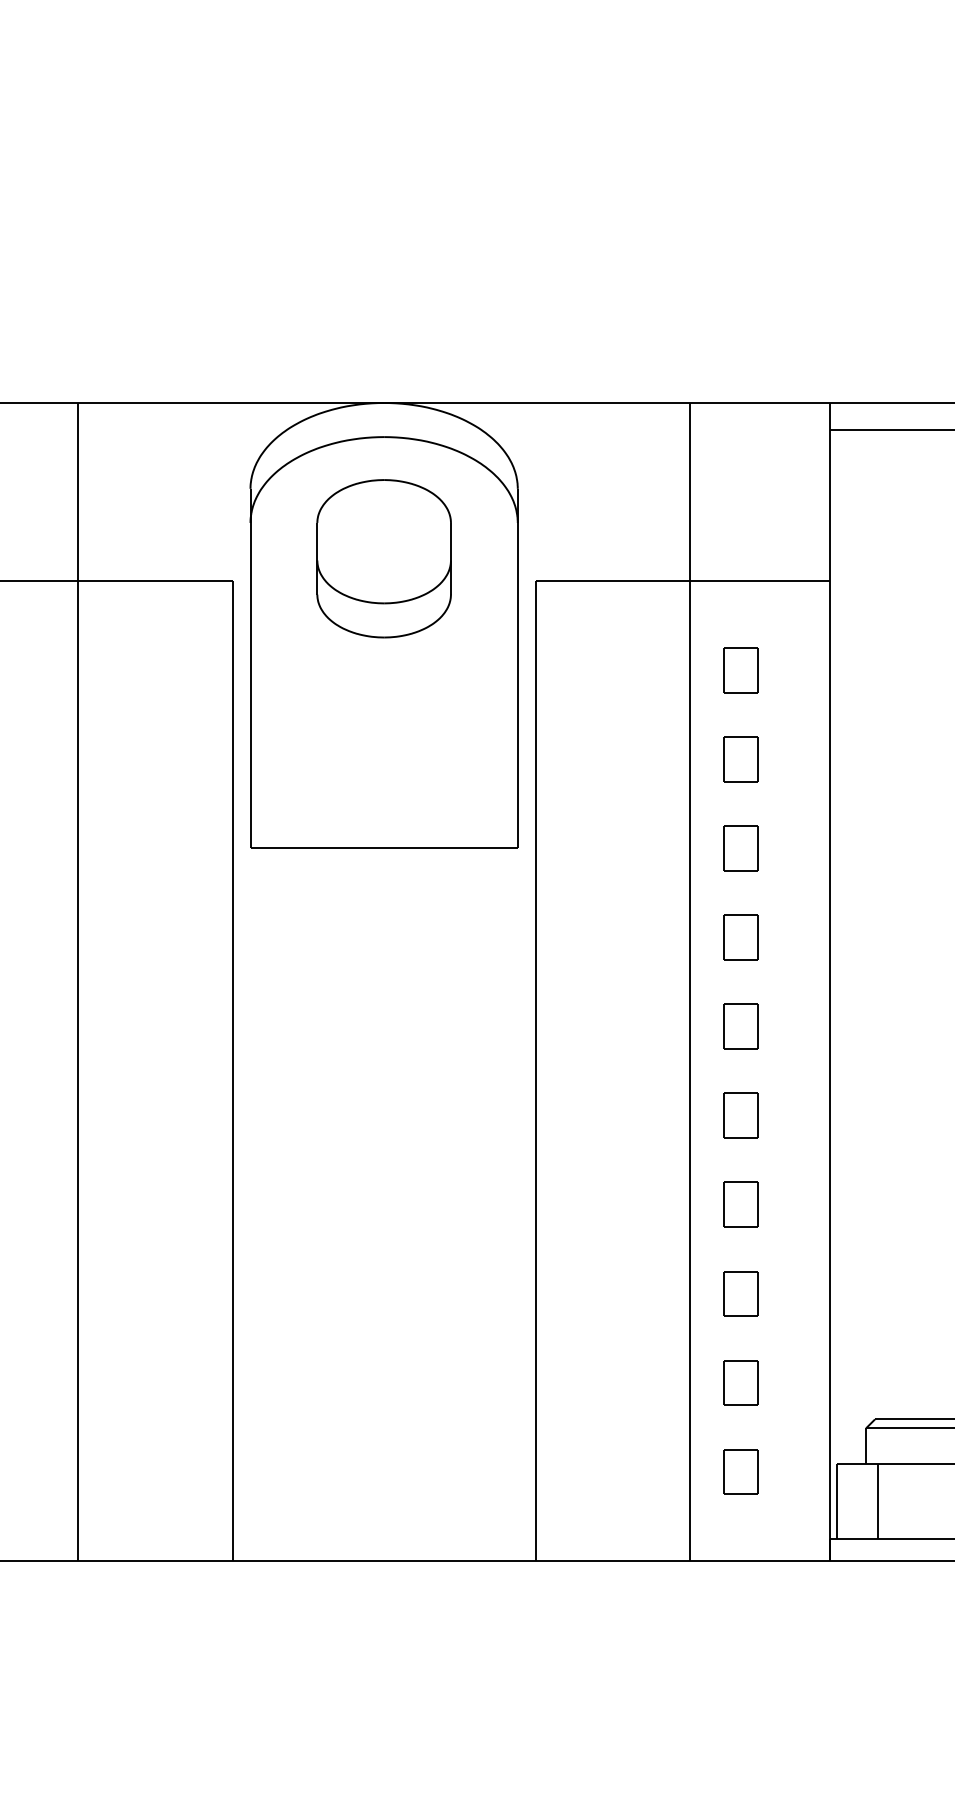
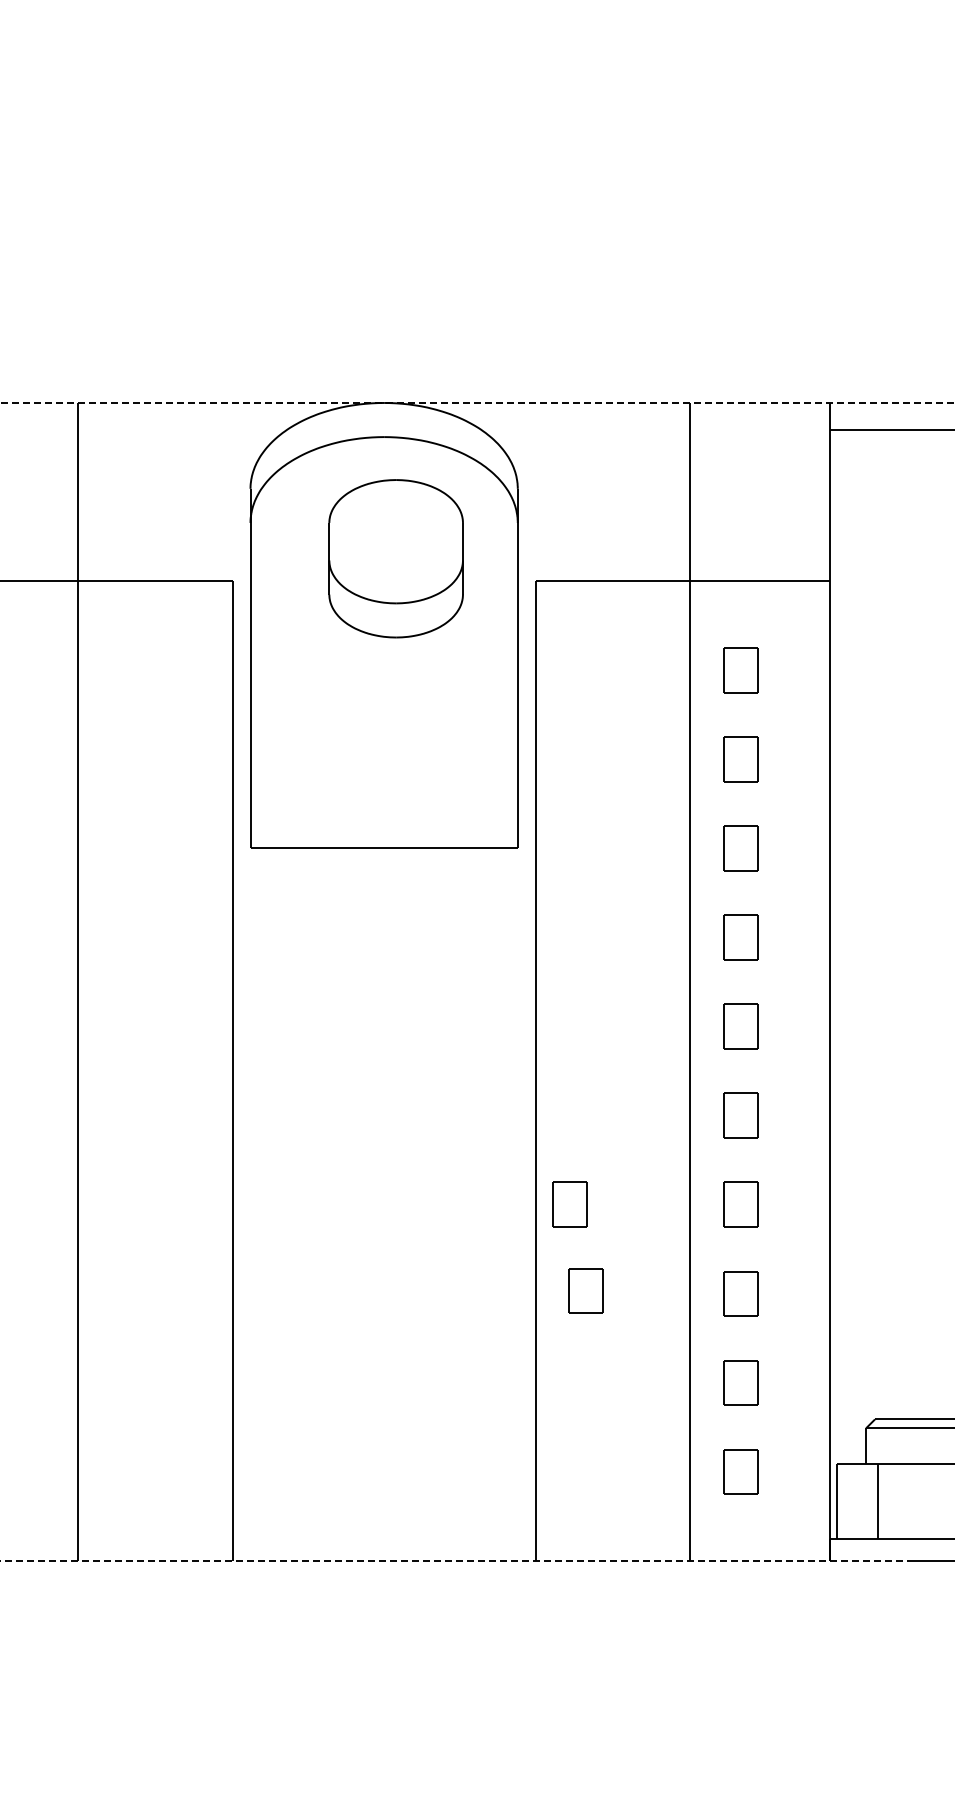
line: solid -> dashed (477, 402)
part position: (383, 558) -> (395, 558) (395, 558)
part: none -> present (569, 1204)
part: none -> present (585, 1290)
line: solid -> dashed (457, 1561)
